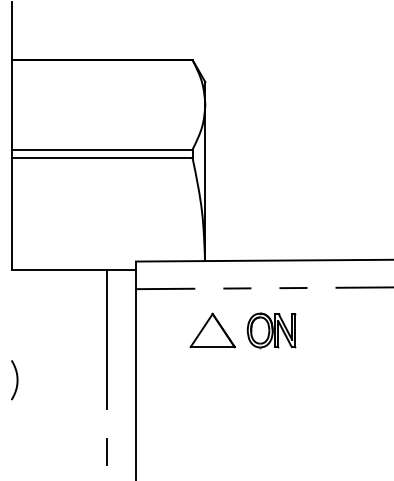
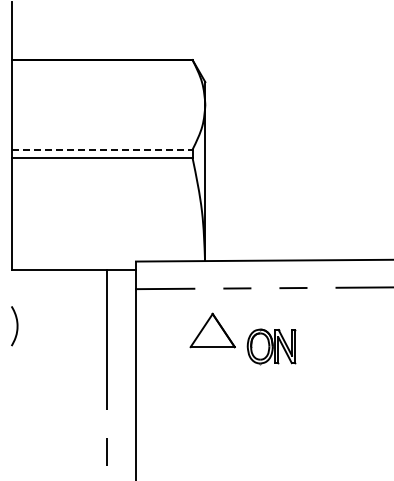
line: solid -> dashed (102, 149)
part position: (271, 330) -> (271, 346) (271, 346)
curve position: (16, 380) -> (16, 326) (16, 326)
